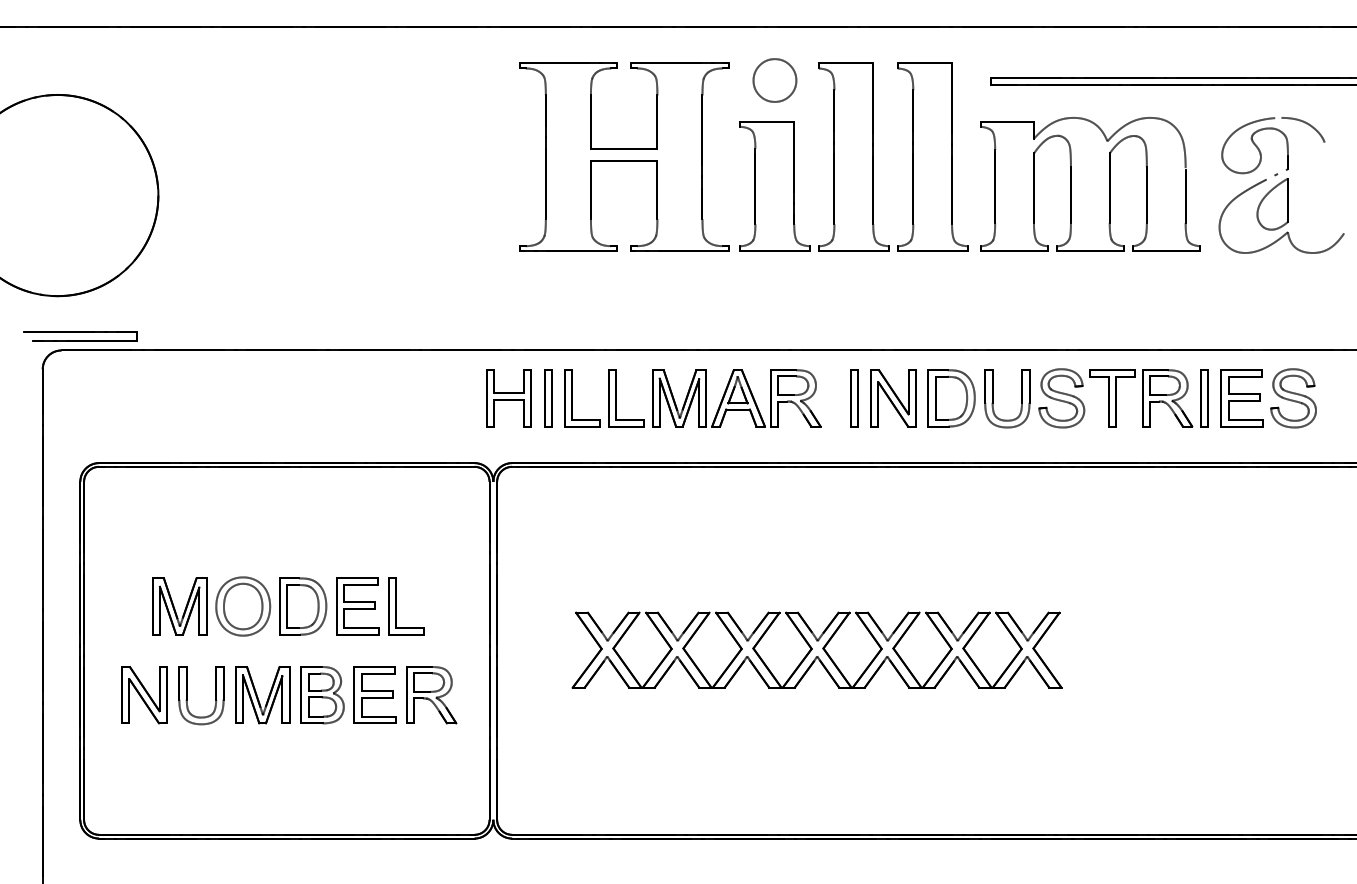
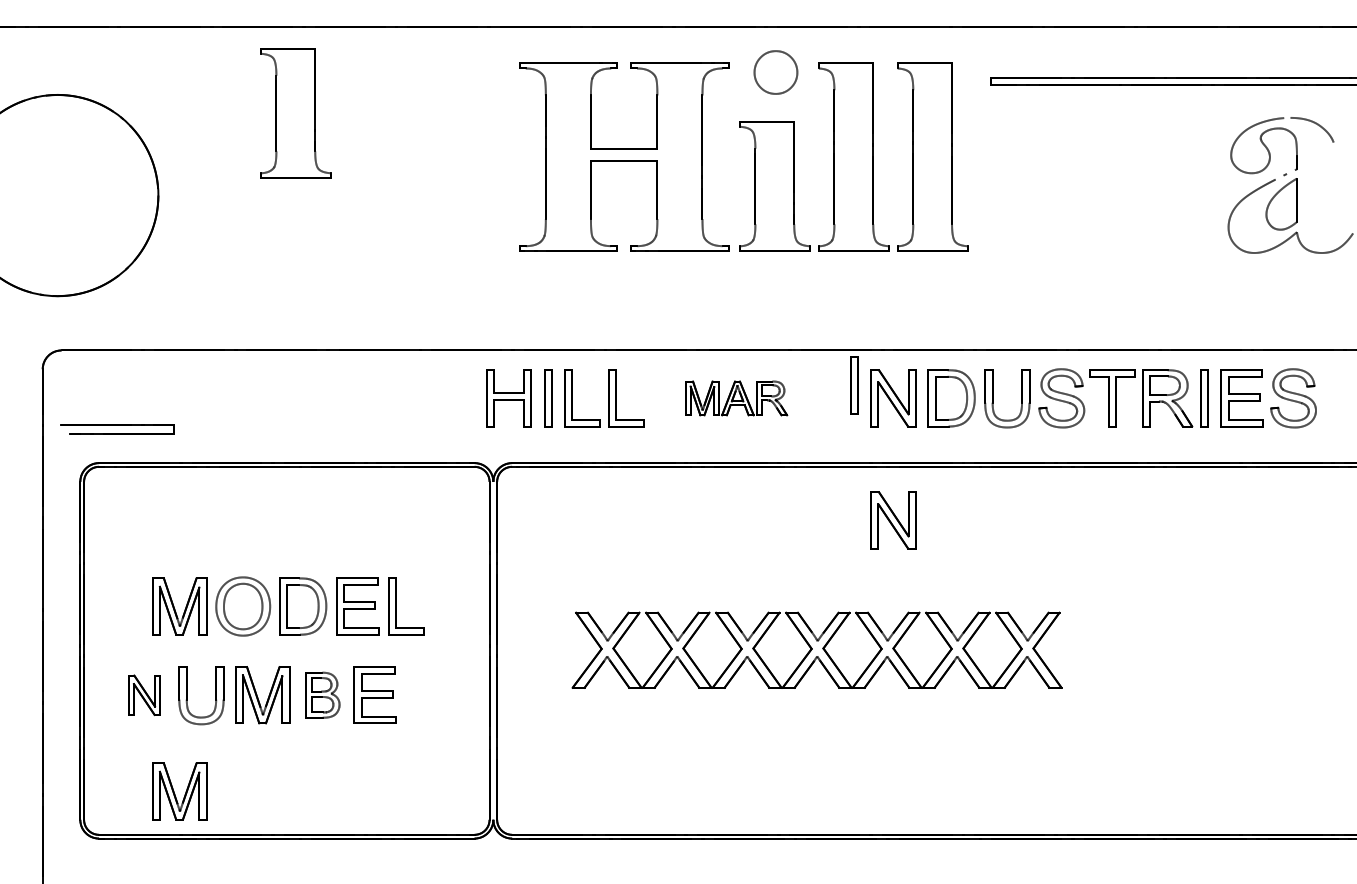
part position: (774, 80) -> (775, 72) (775, 72)
part: none -> present (295, 113)
part: present -> none (1071, 184)
part position: (1281, 185) -> (1290, 185) (1290, 185)
part position: (80, 336) -> (117, 429) (117, 429)
part size: 170x59 px -> 104x37 px (736, 398)
part position: (854, 398) -> (854, 385) (854, 385)
part: none -> present (893, 520)
part size: 47x59 px -> 33x43 px (144, 695)
part size: 45x59 px -> 36x48 px (322, 694)
part: present -> none (431, 695)
part: none -> present (179, 791)
